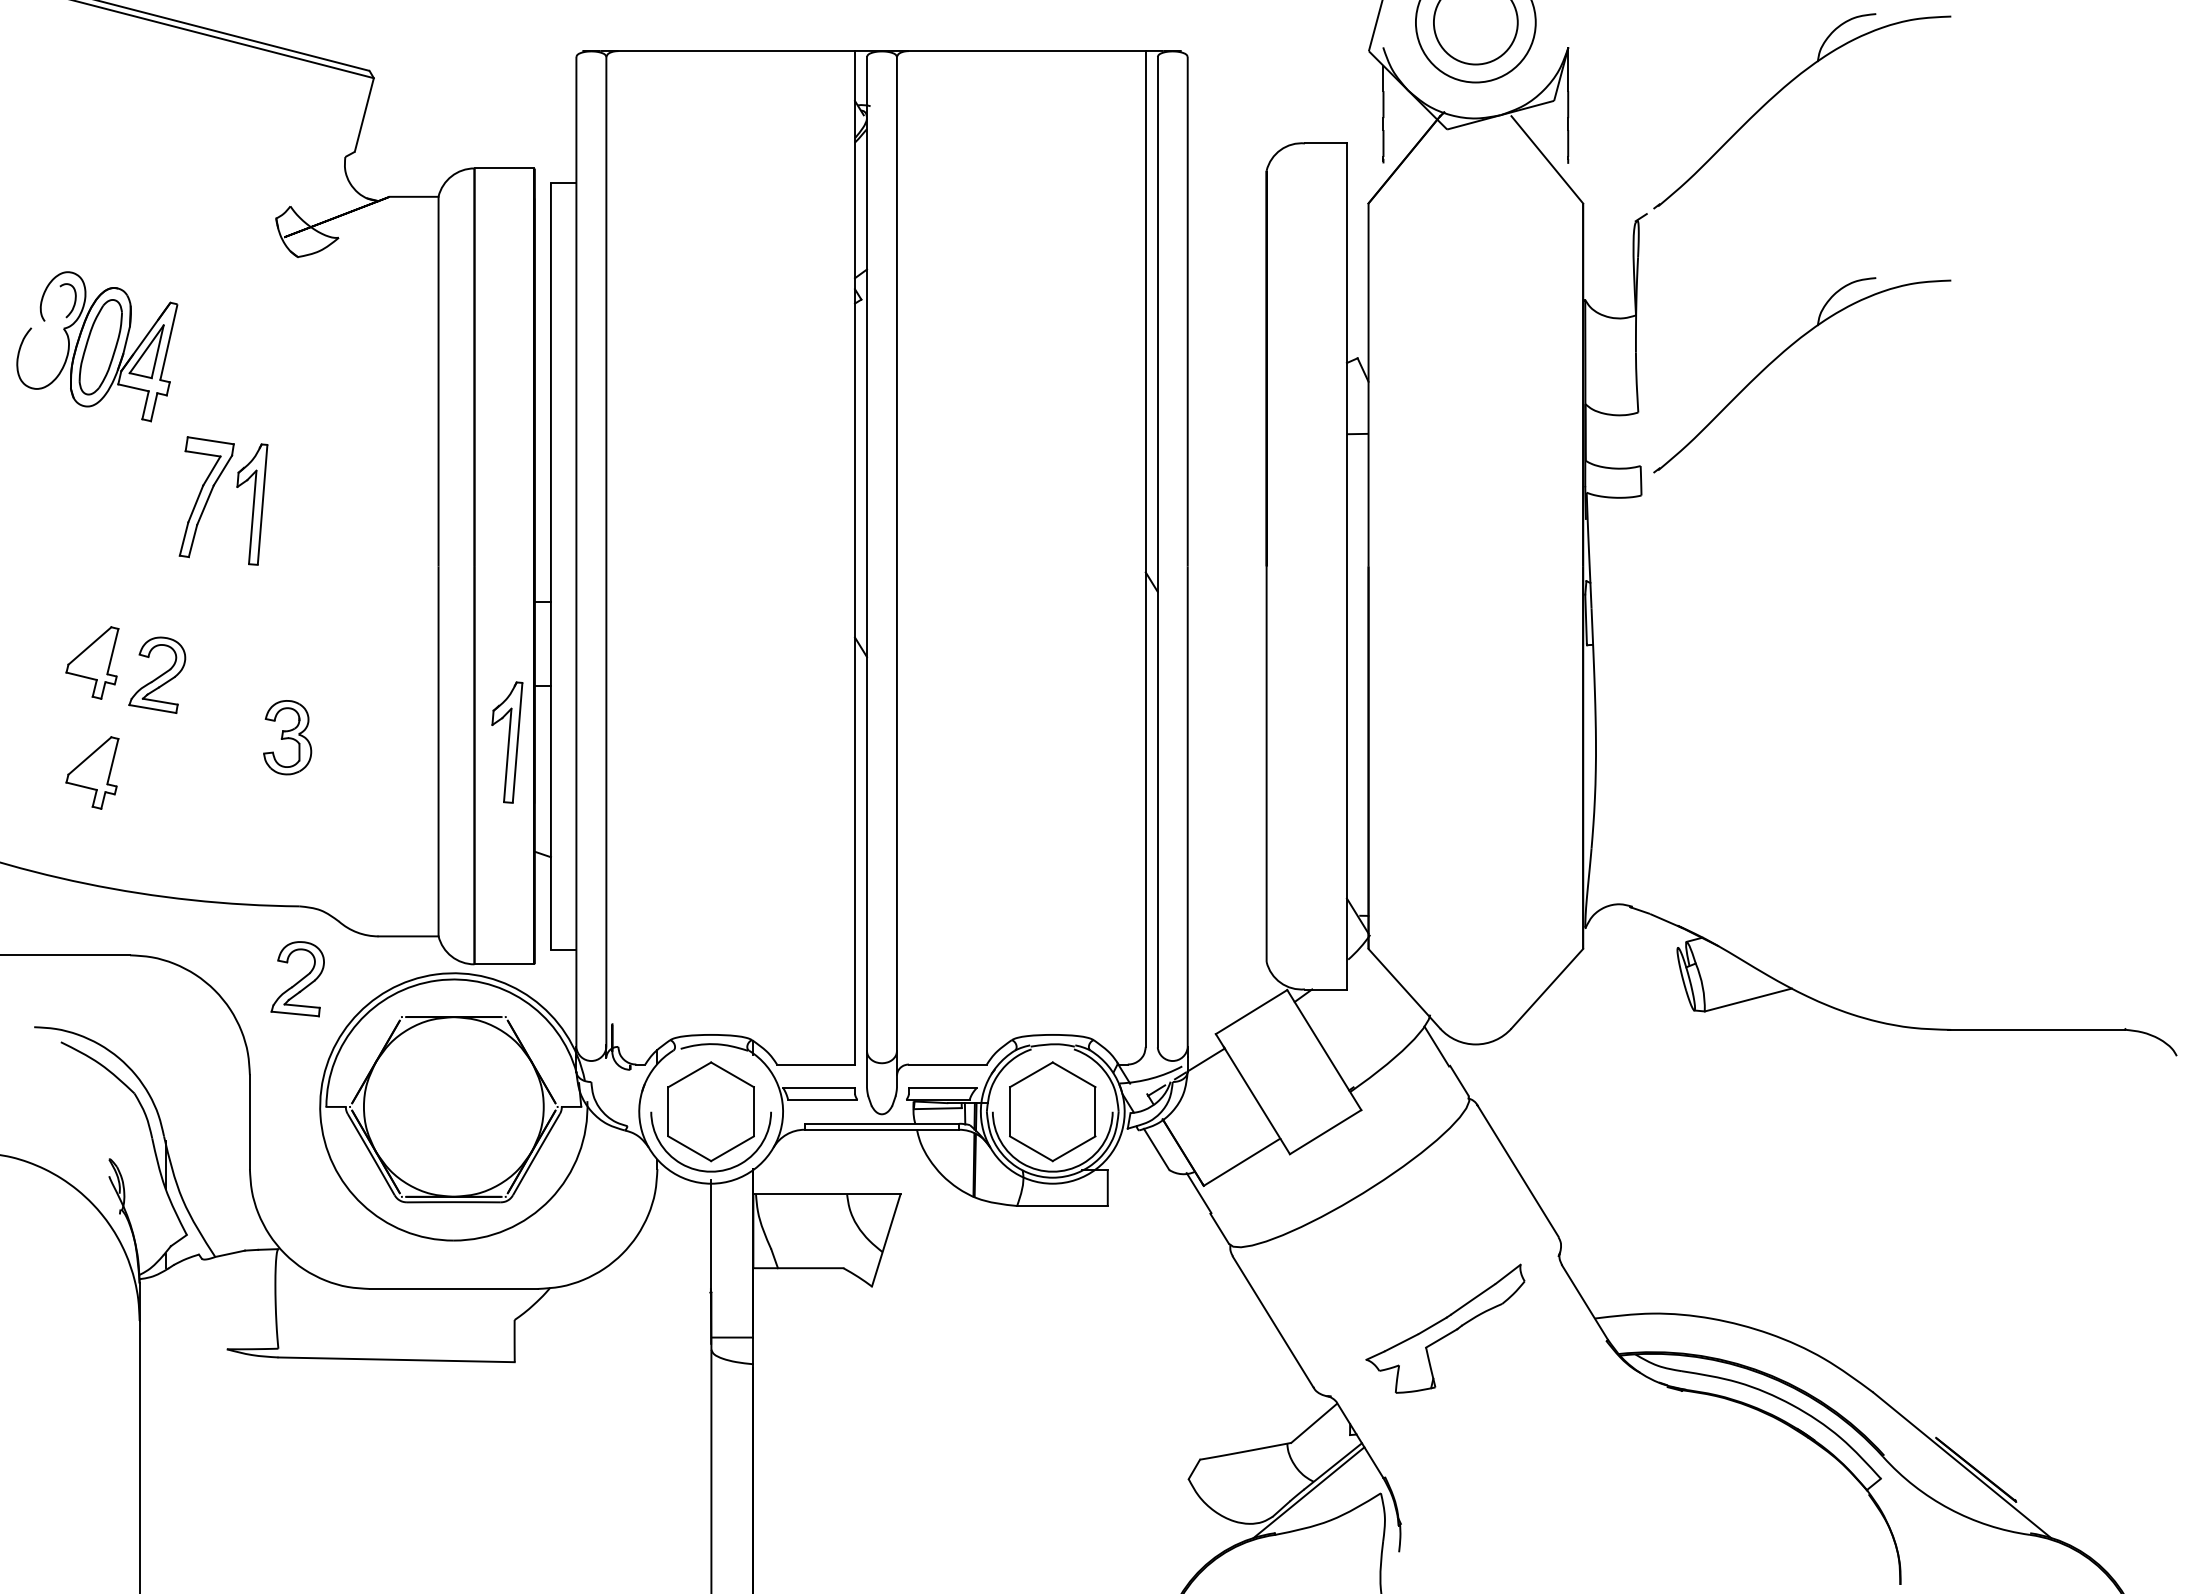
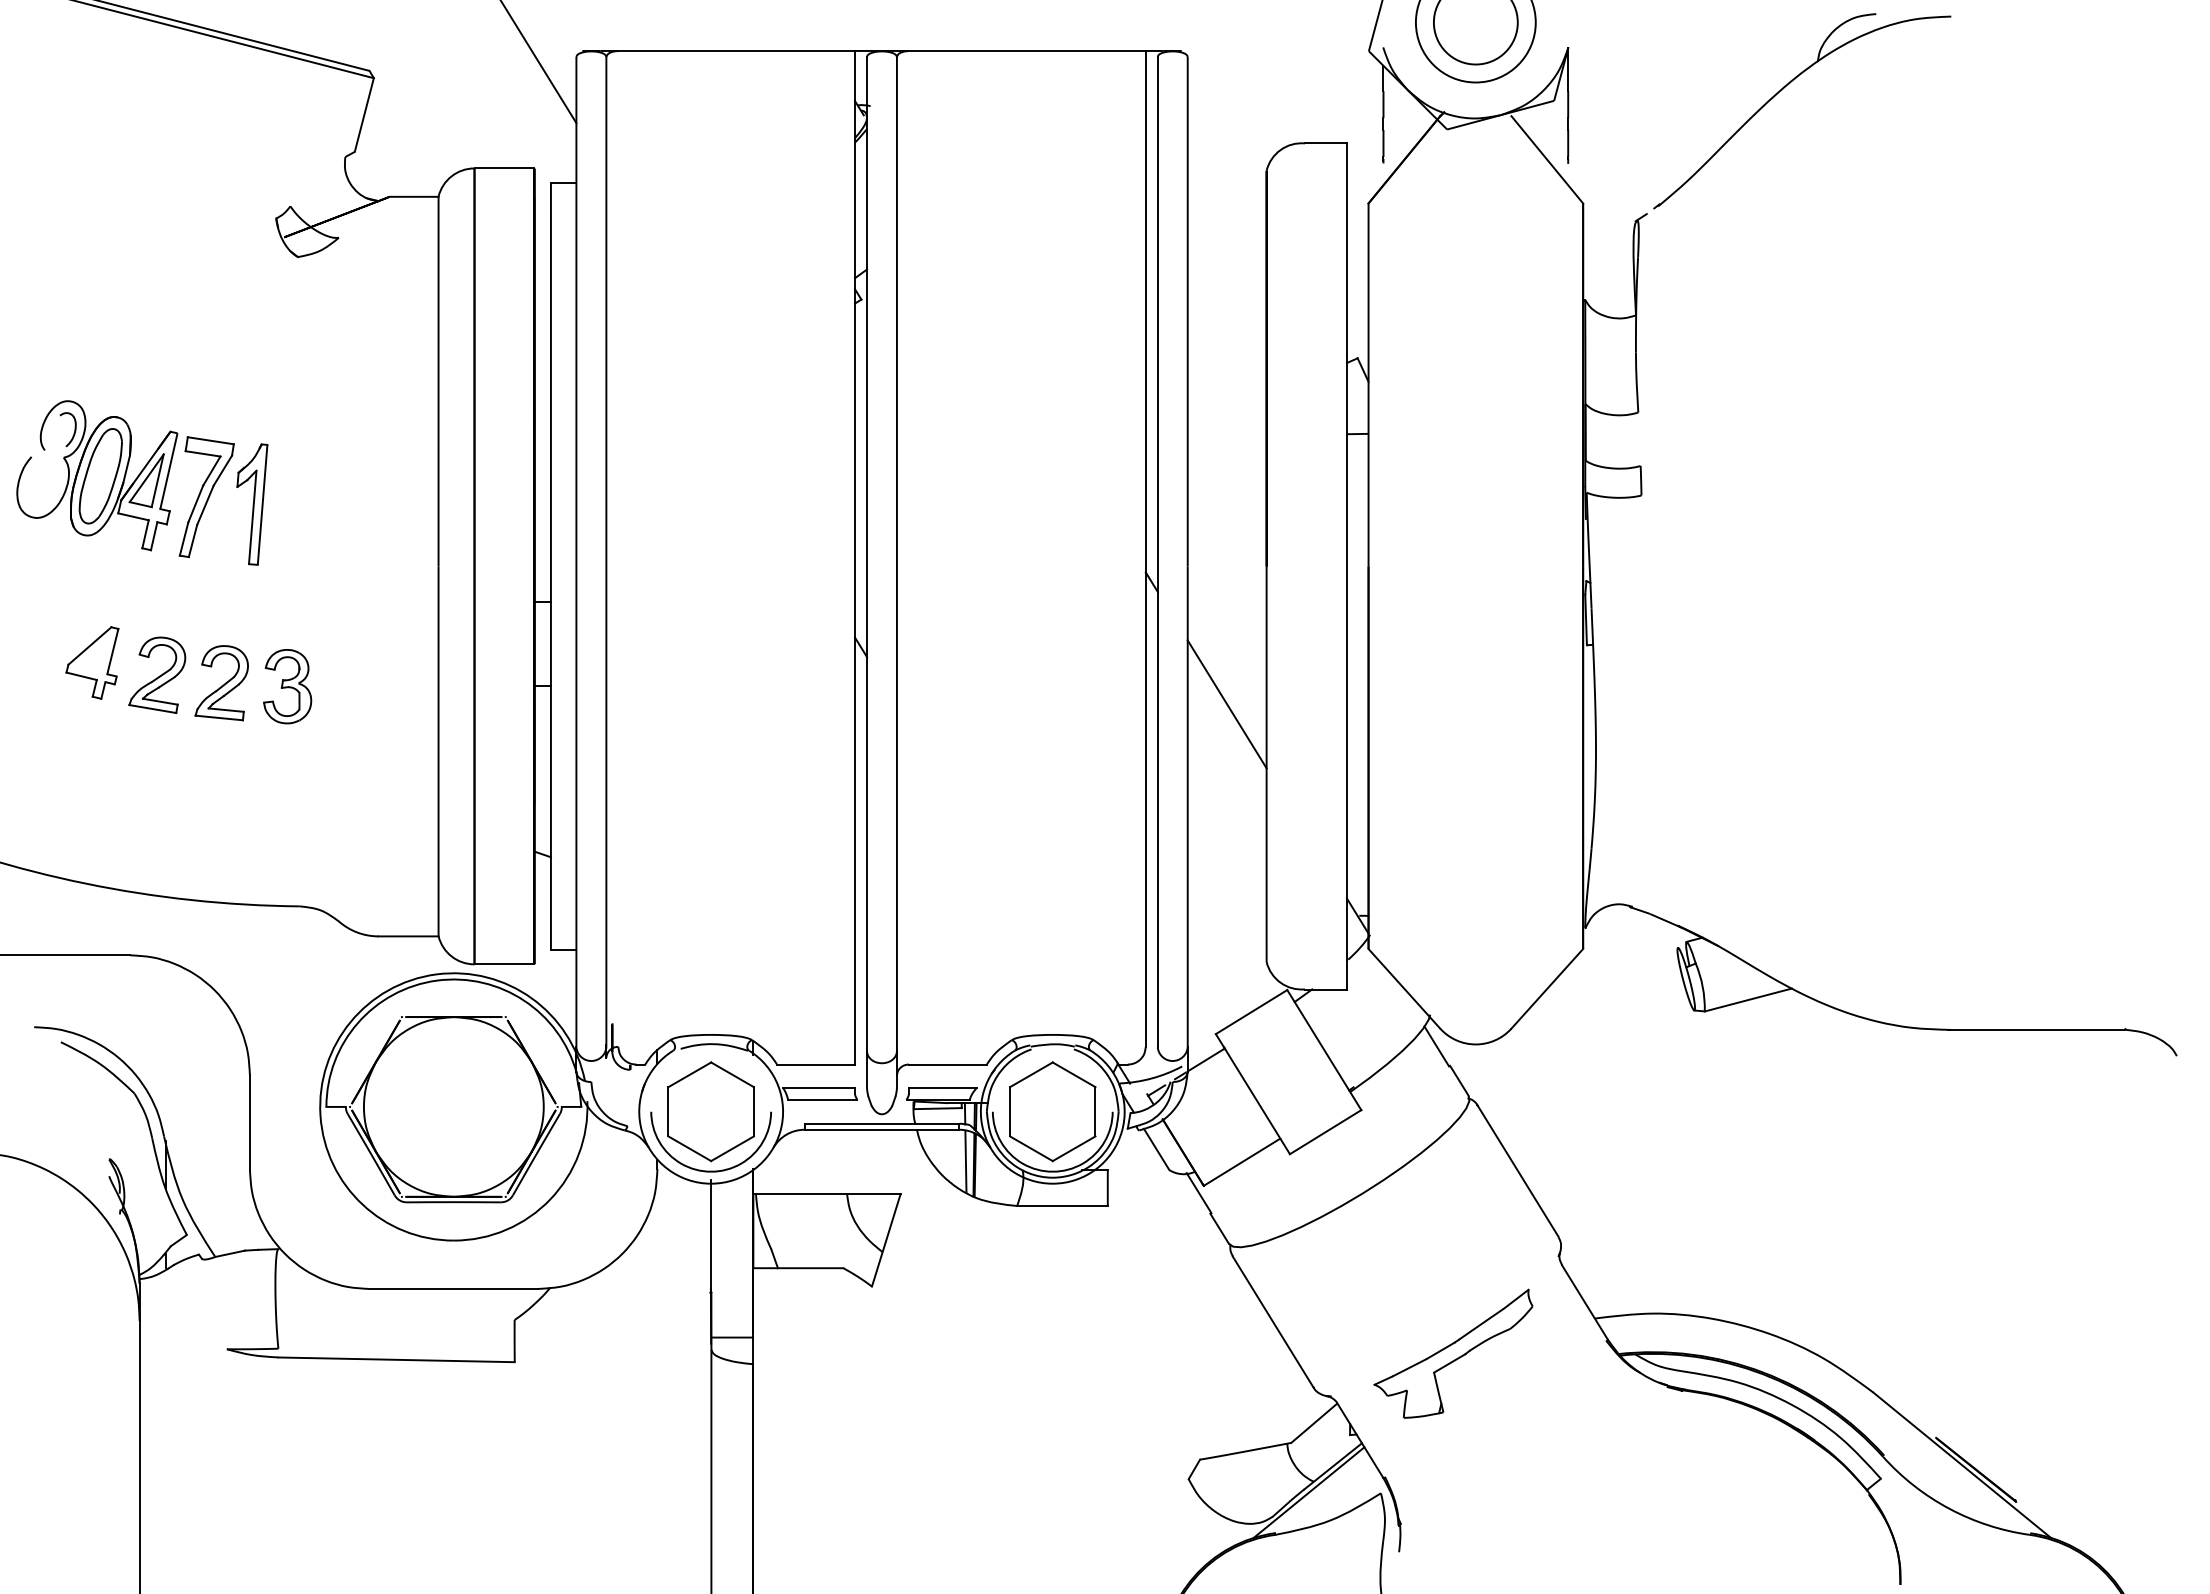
line: none -> present (539, 62)
part position: (97, 346) -> (97, 475) (97, 475)
part: present -> none (1782, 354)
line: none -> present (1226, 704)
part position: (287, 737) -> (287, 686) (287, 686)
part: present -> none (507, 742)
part: present -> none (92, 772)
part position: (297, 979) -> (221, 683) (221, 683)
line: none -> present (965, 1161)
part position: (1445, 1328) -> (1453, 1353) (1453, 1353)
